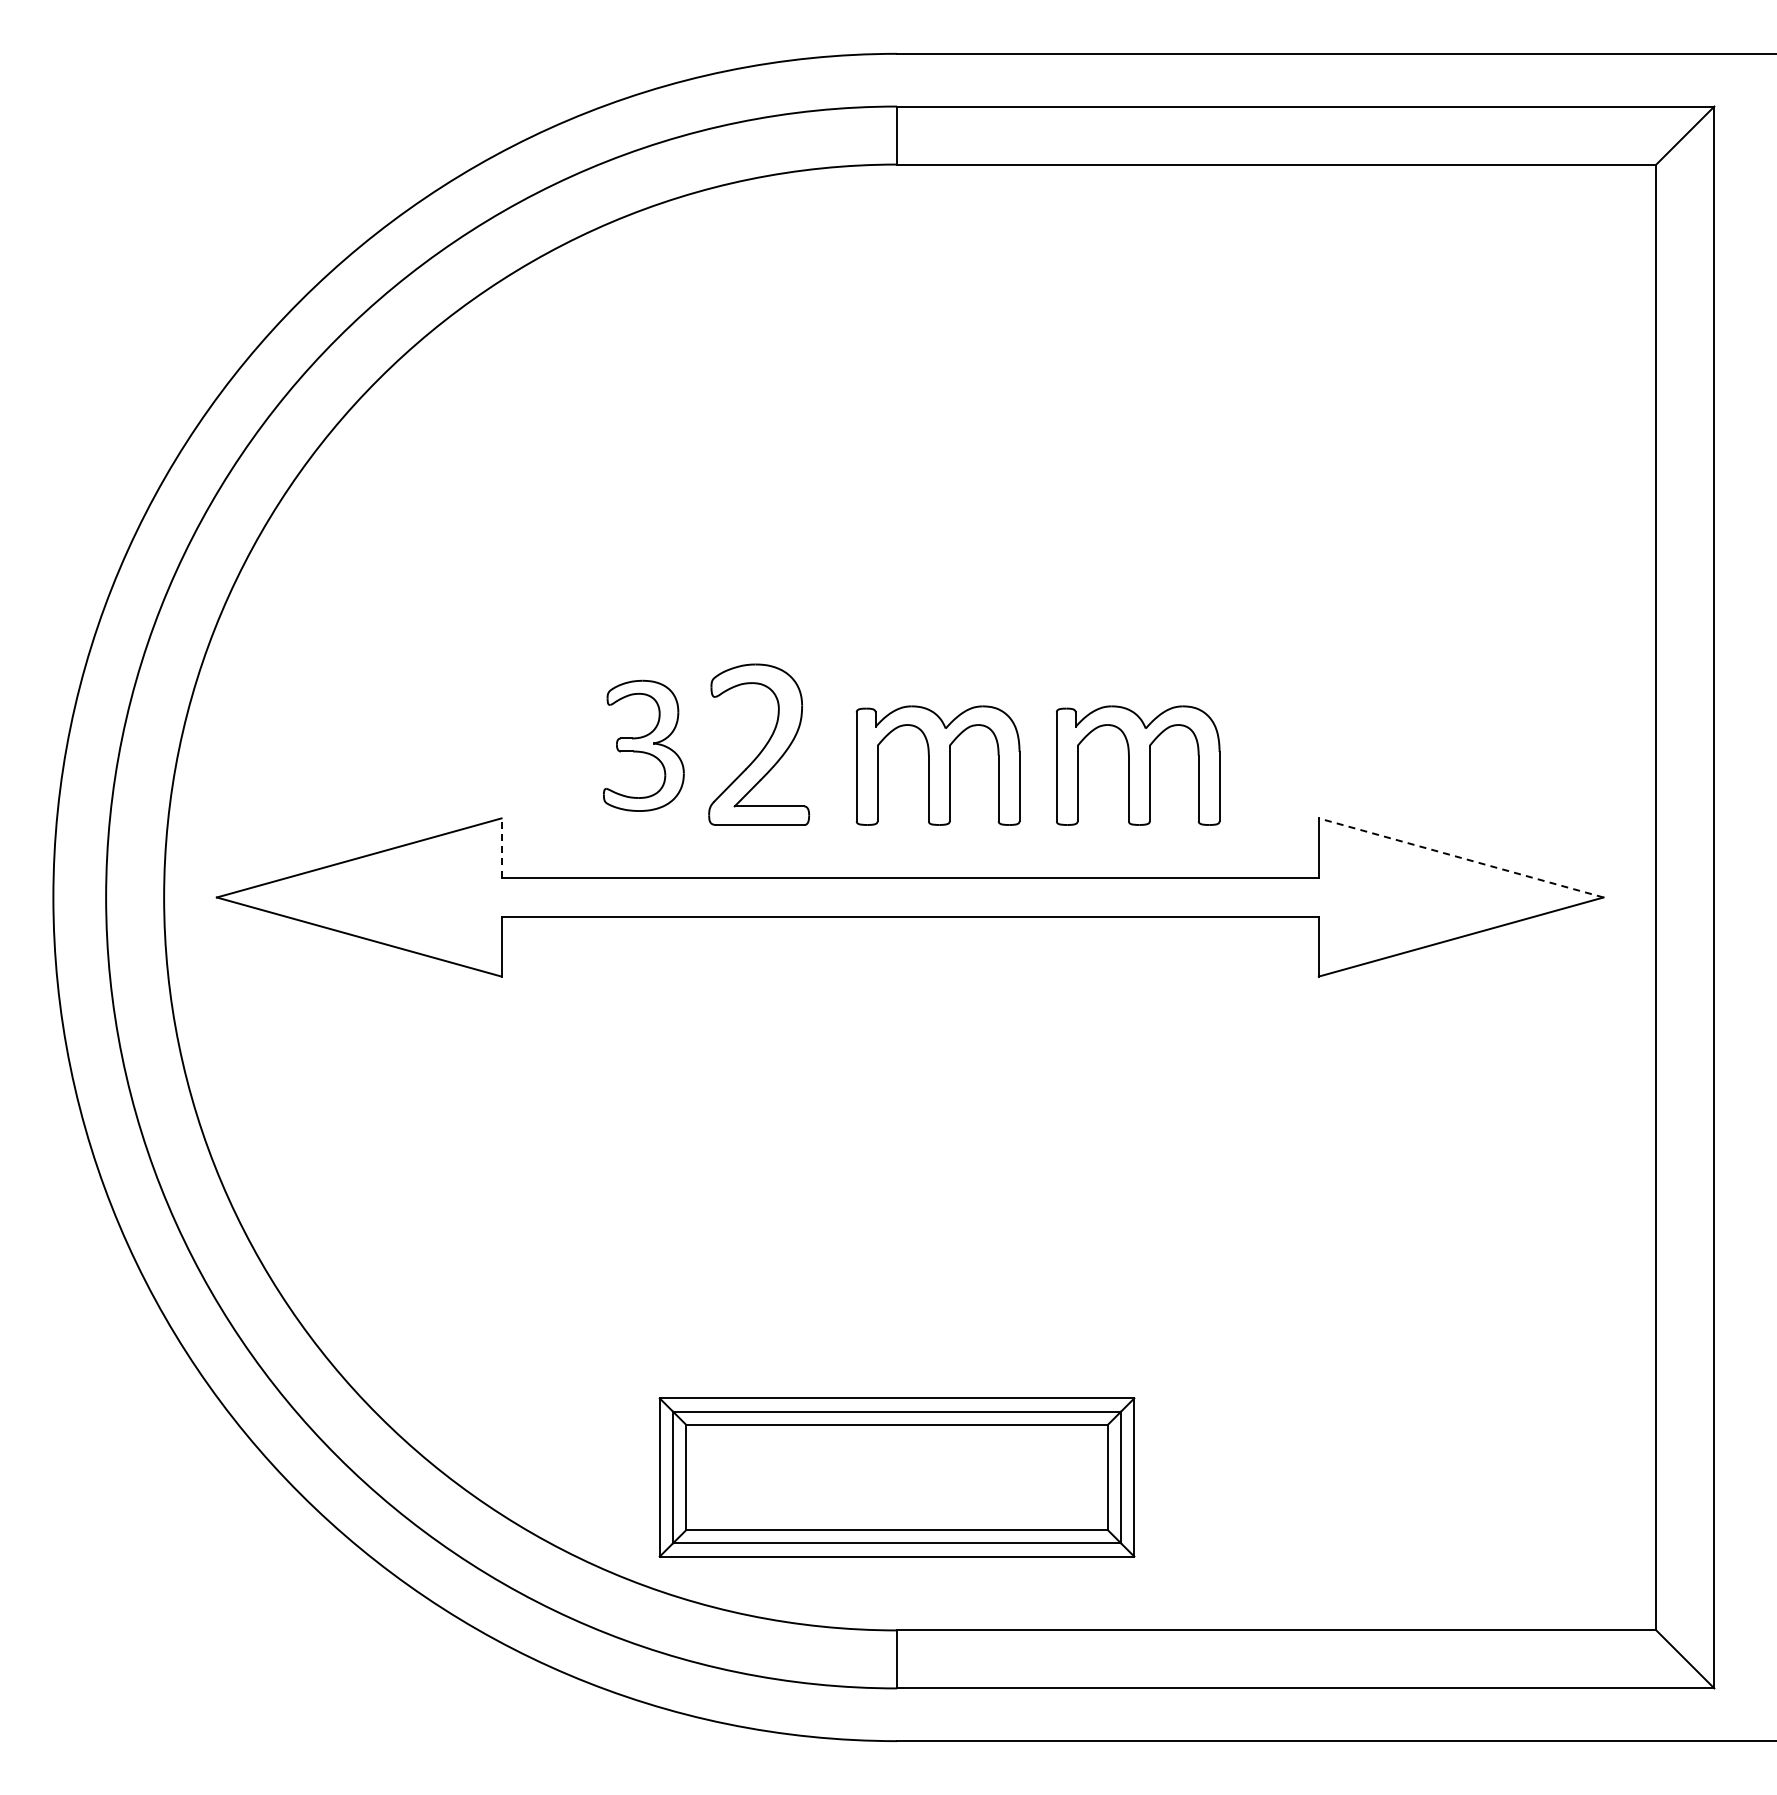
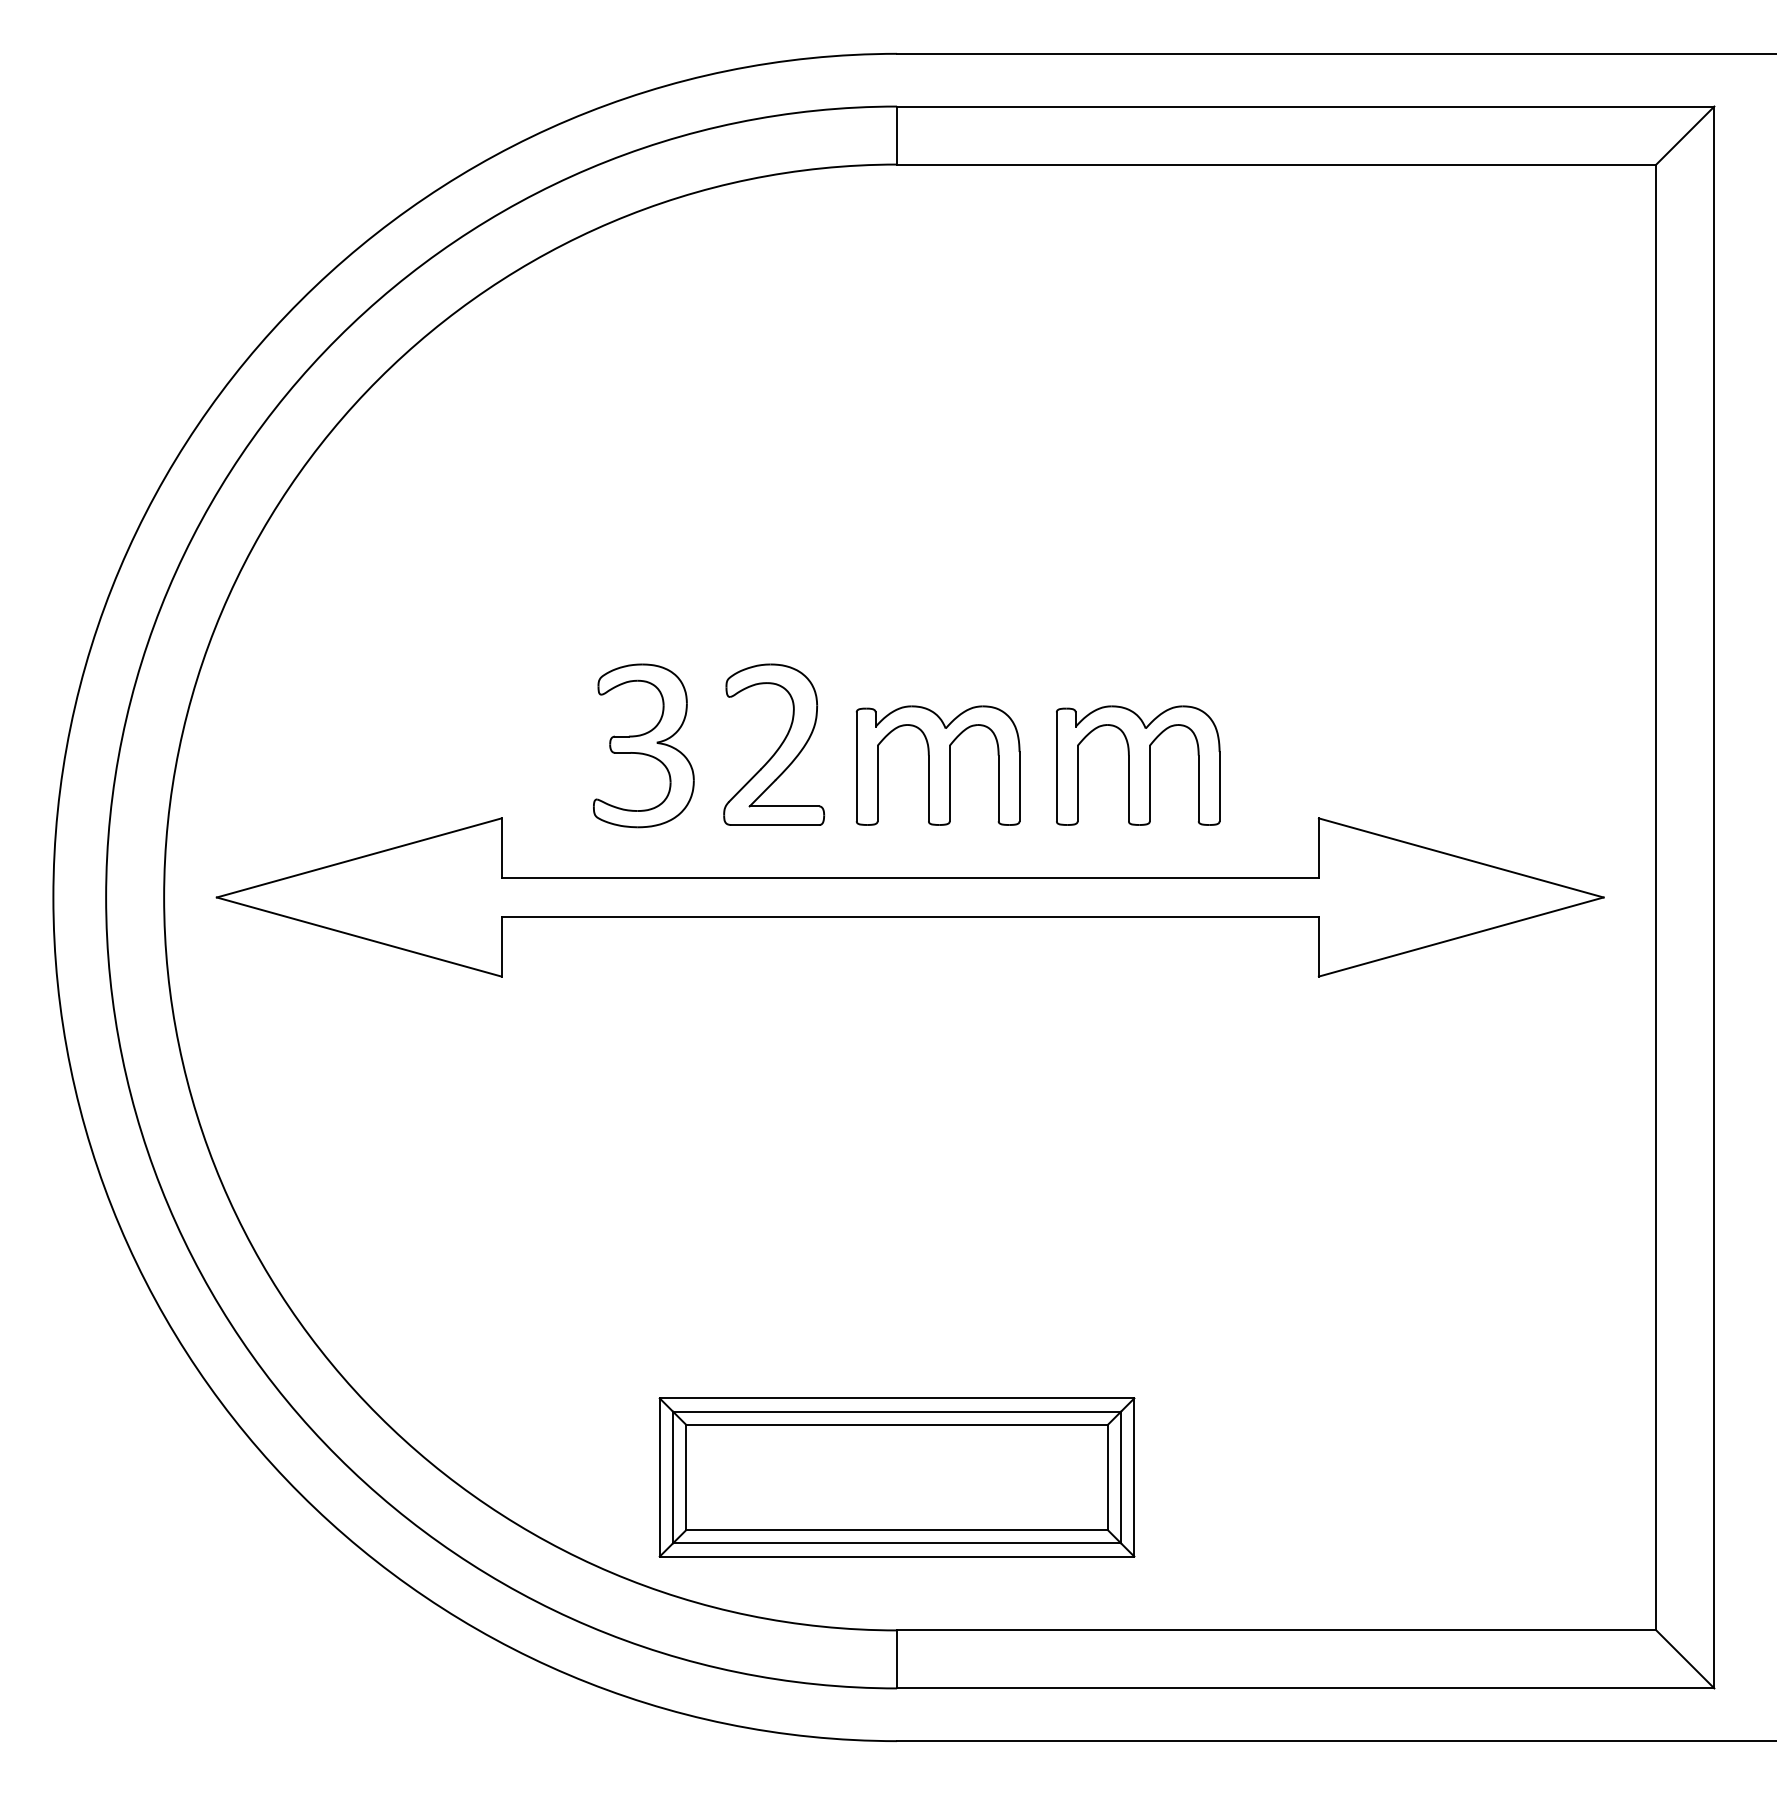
part position: (759, 744) -> (774, 744) (774, 744)
part size: 82x133 px -> 102x166 px (643, 745)
line: dashed -> solid (501, 848)
line: dashed -> solid (1461, 857)
